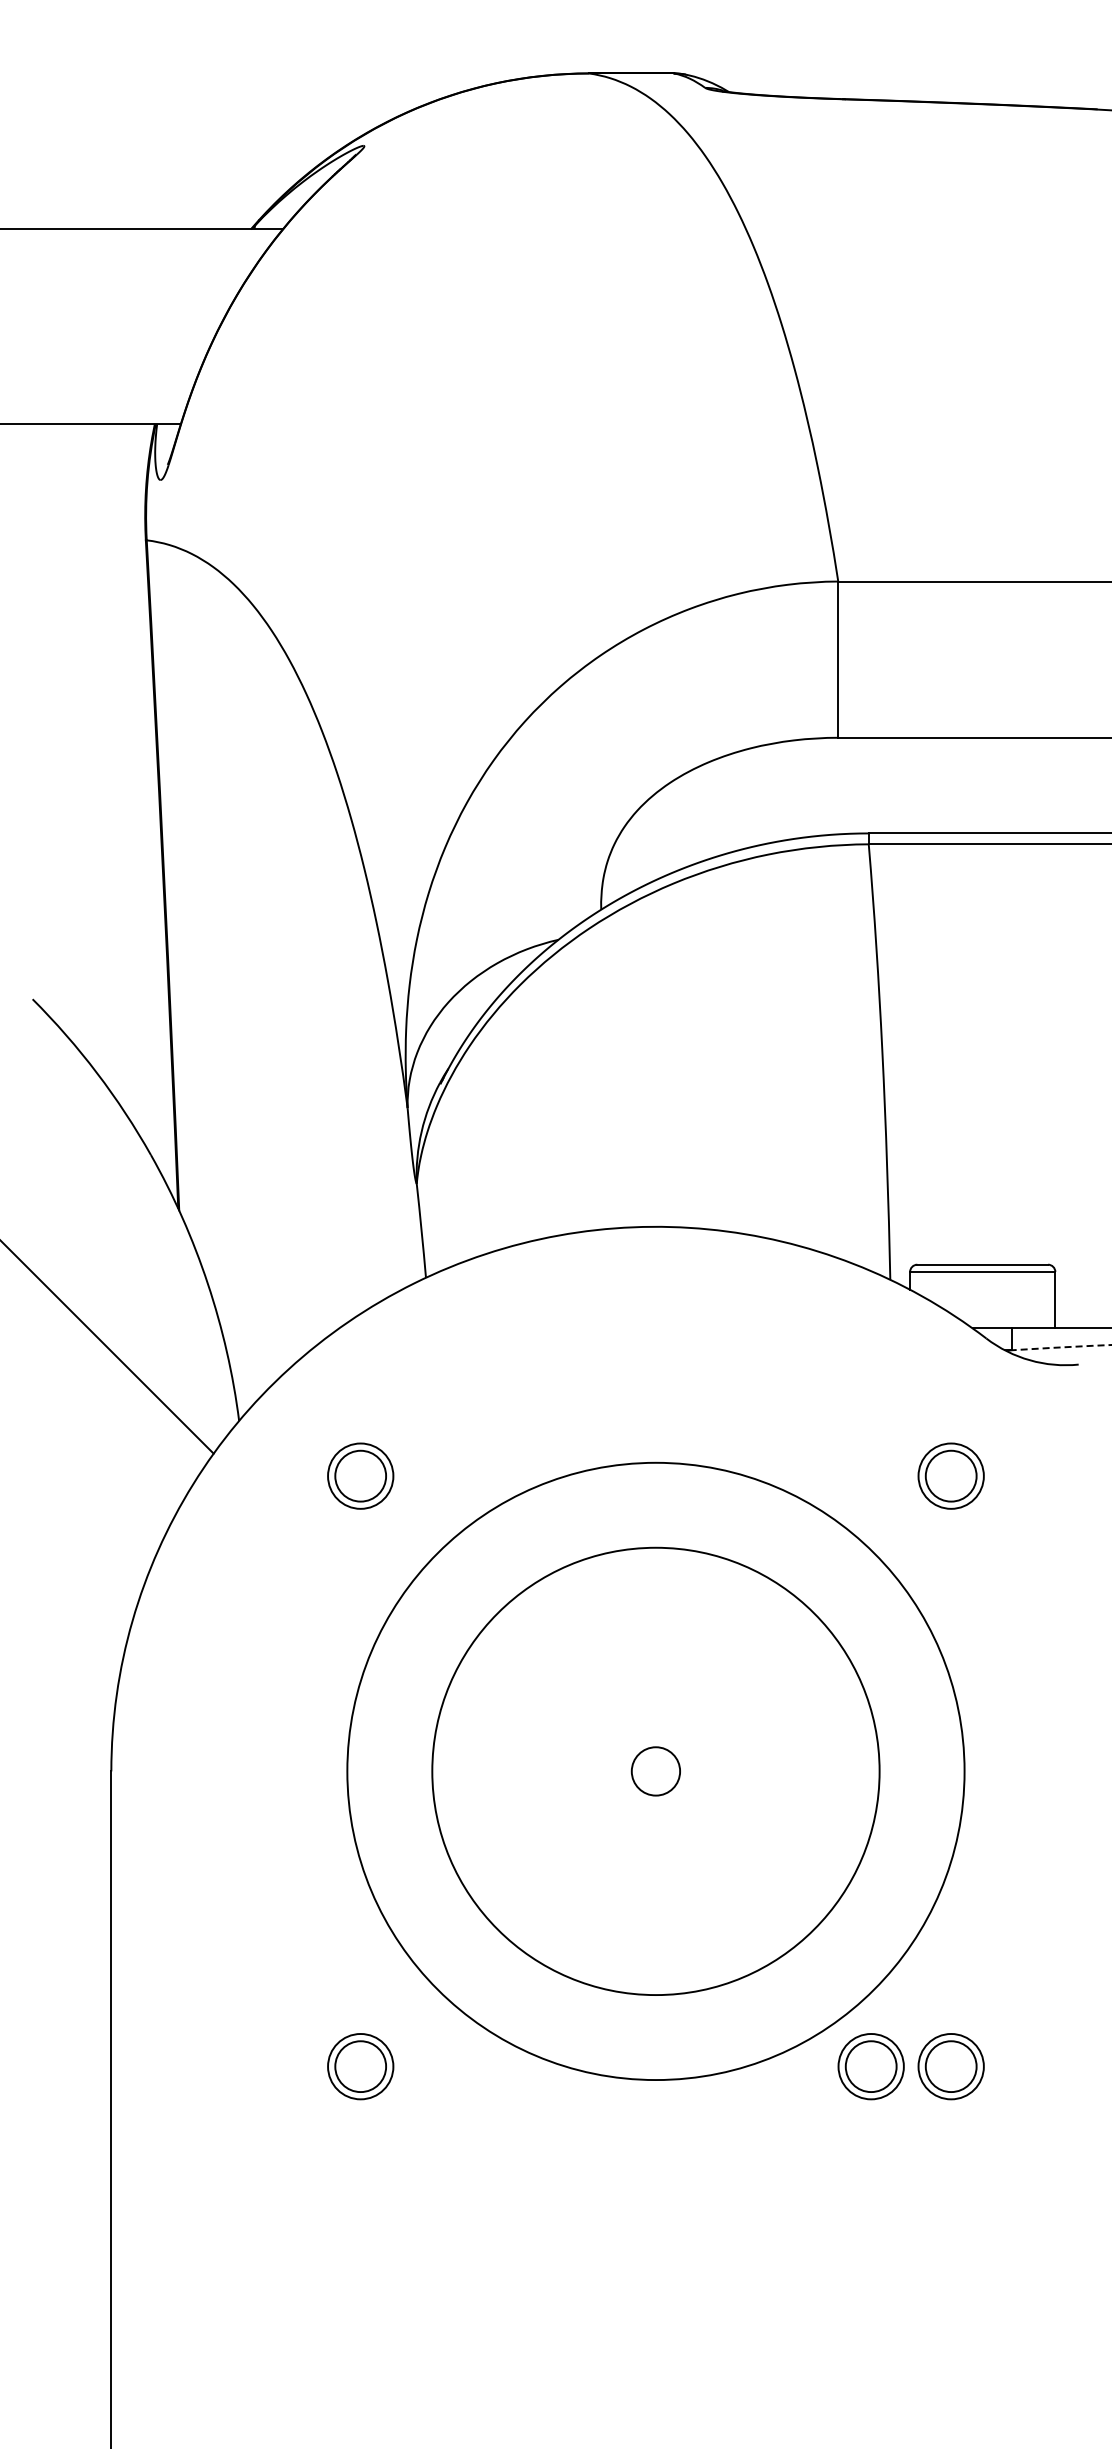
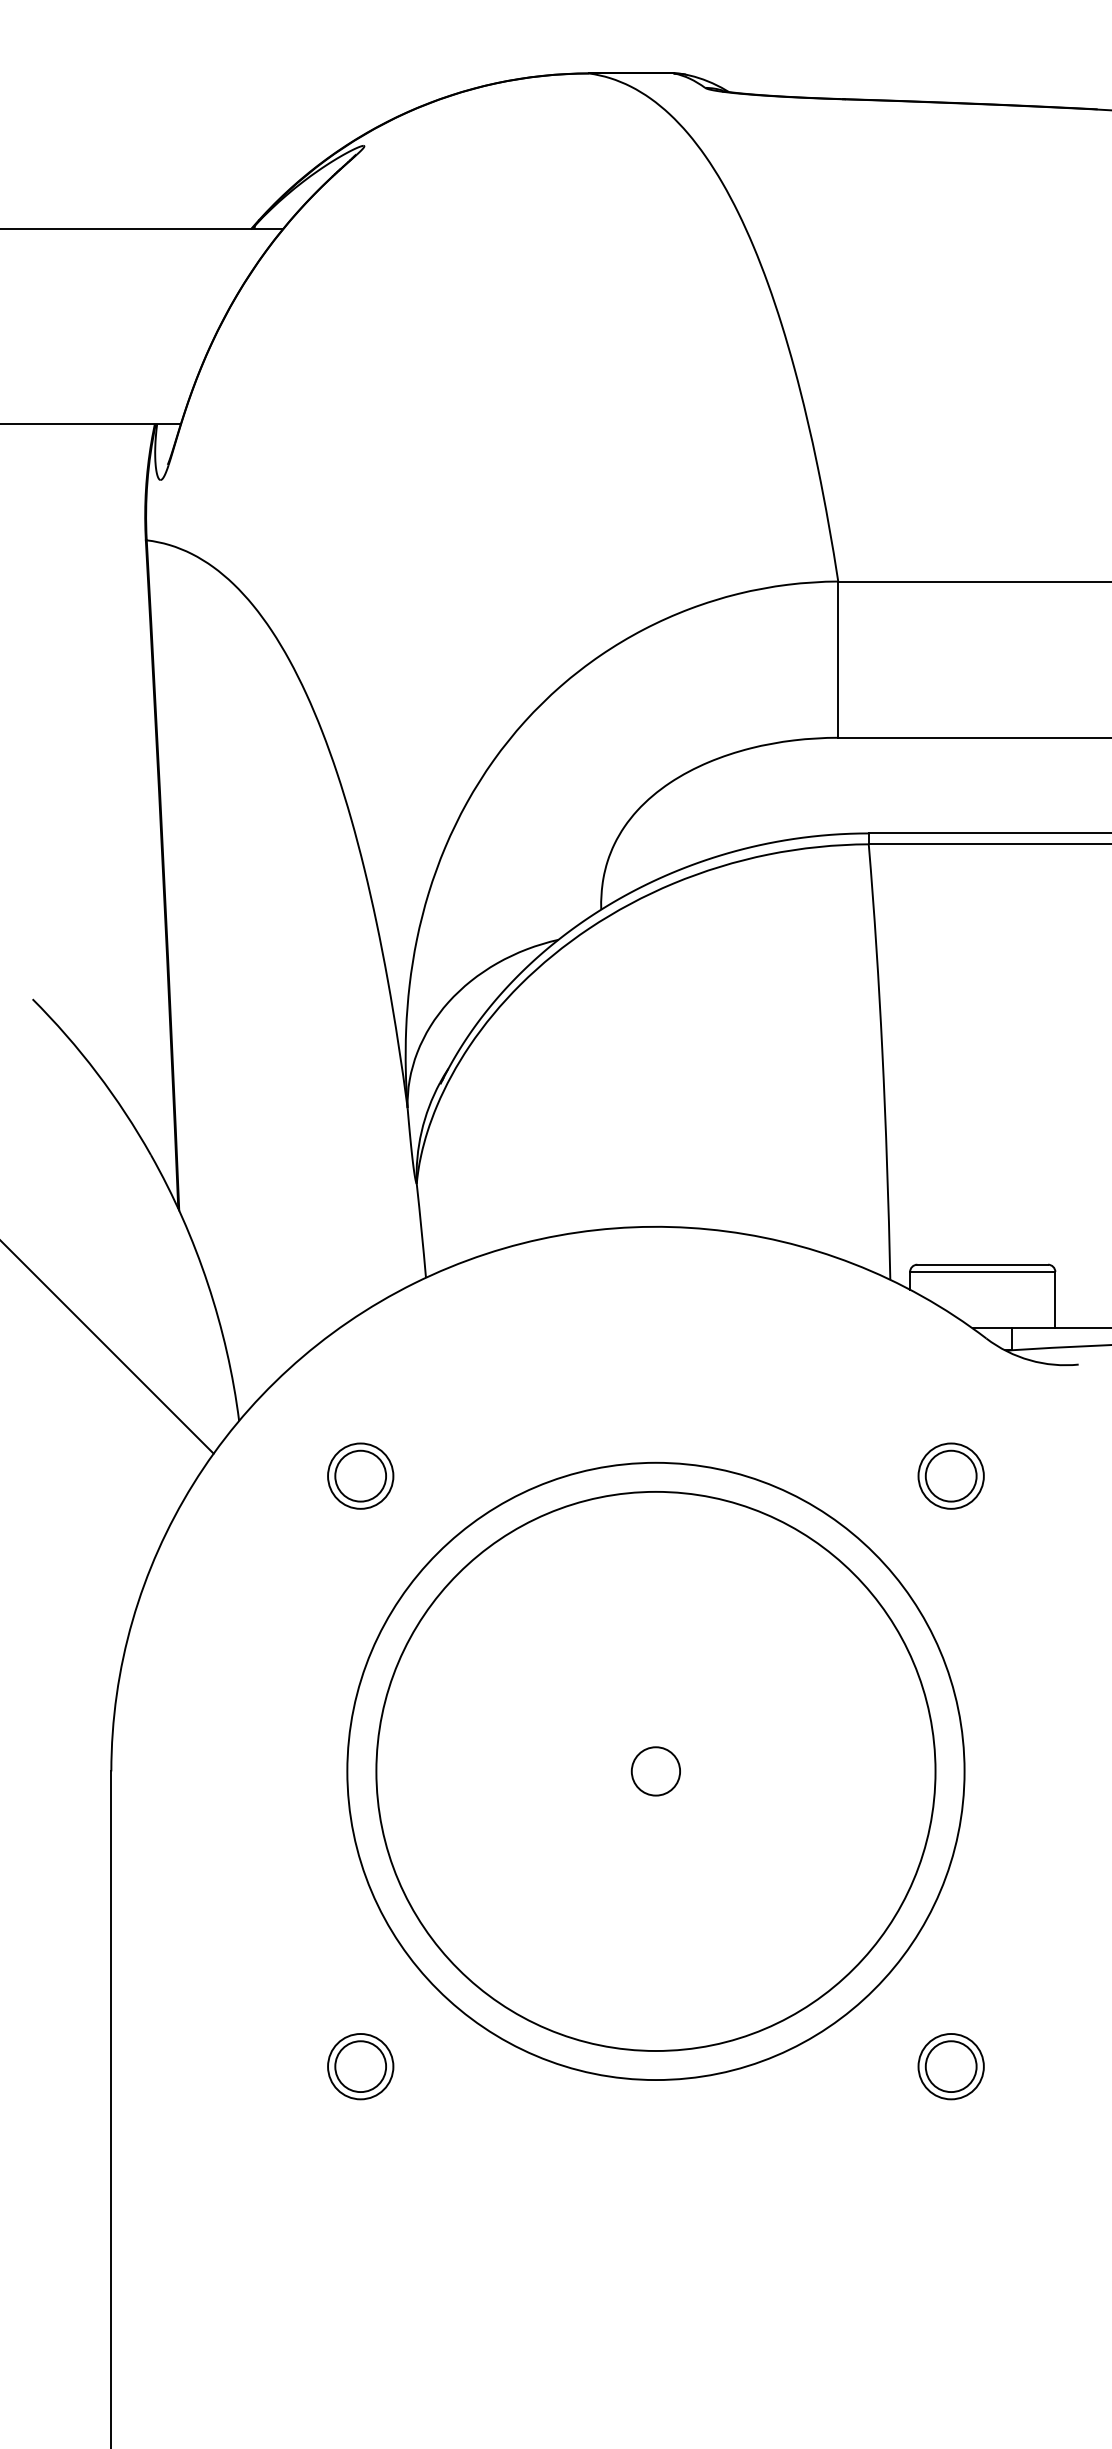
arc: dashed -> solid (1061, 1347)
circle diameter: 447 px -> 559 px (655, 1771)
part: present -> none (870, 2066)
